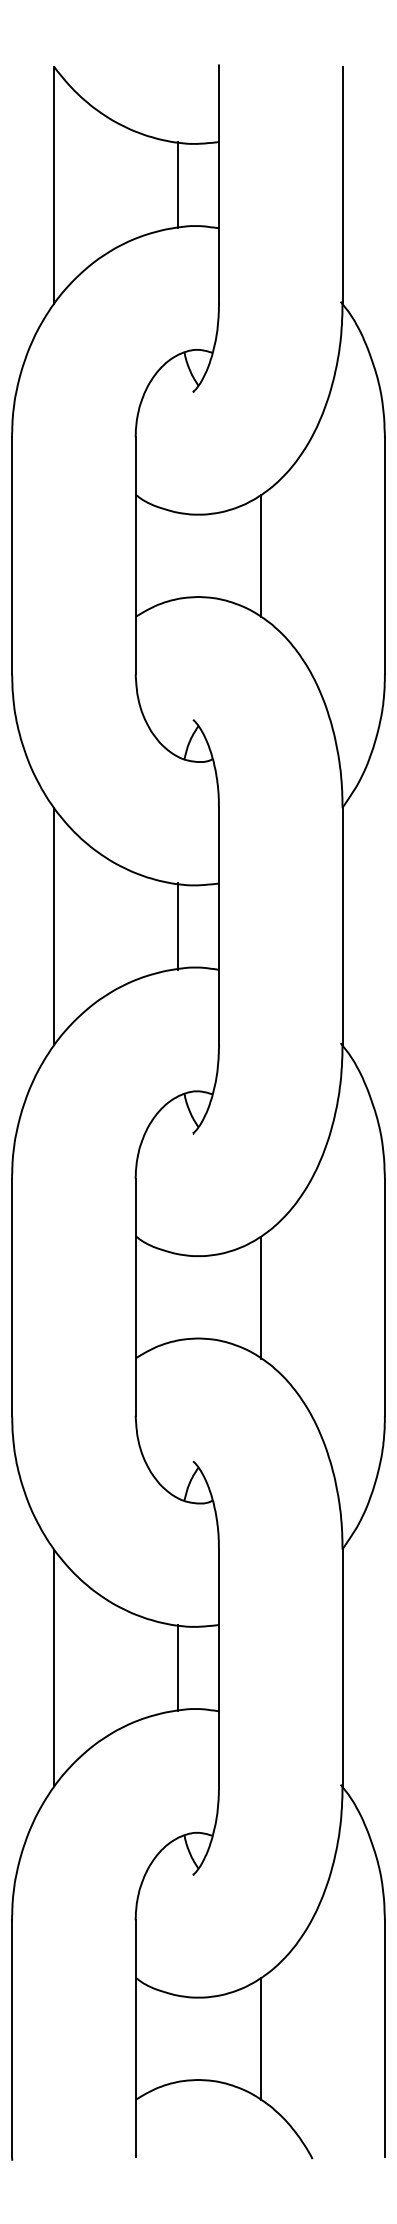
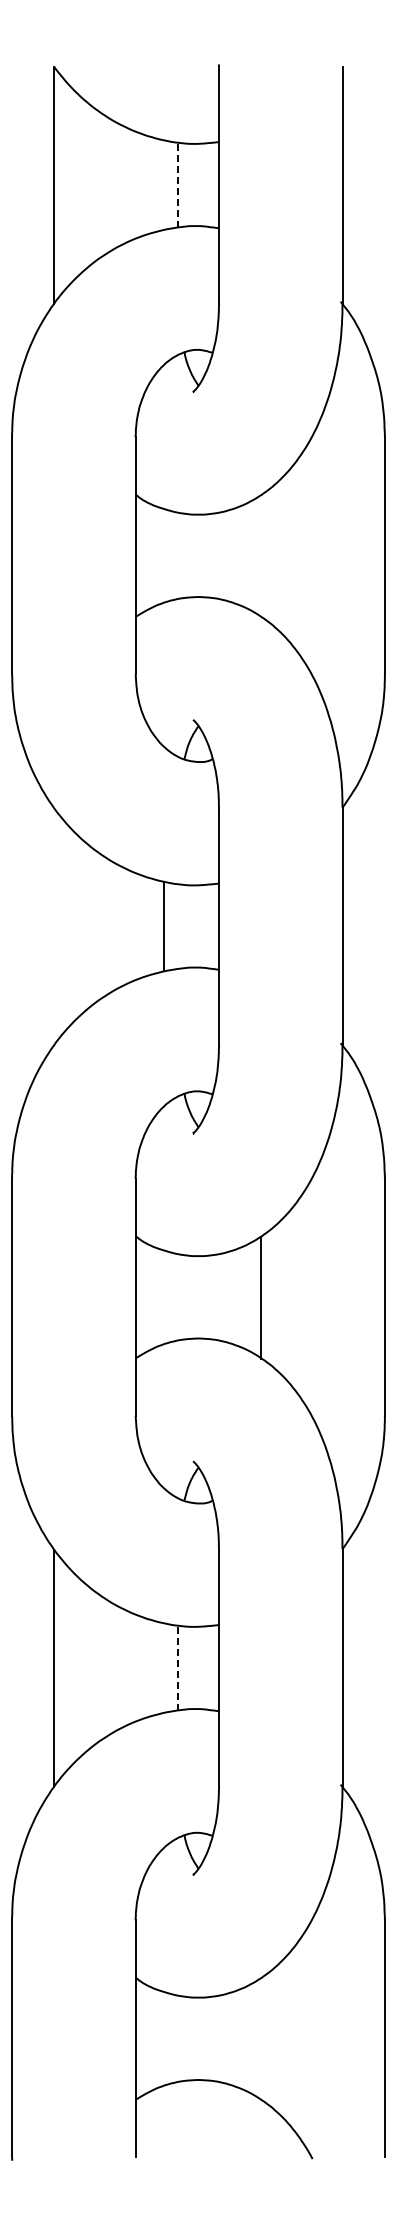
line: solid -> dashed (177, 184)
line: present -> none (261, 556)
line: present -> none (54, 926)
line position: (177, 926) -> (163, 926) (163, 926)
line: solid -> dashed (177, 1667)
line: present -> none (261, 2039)
